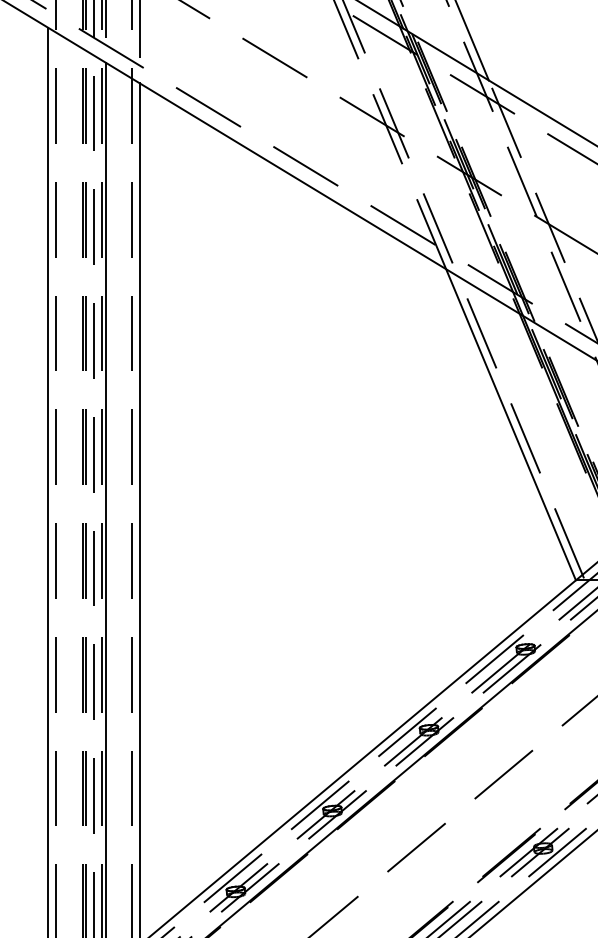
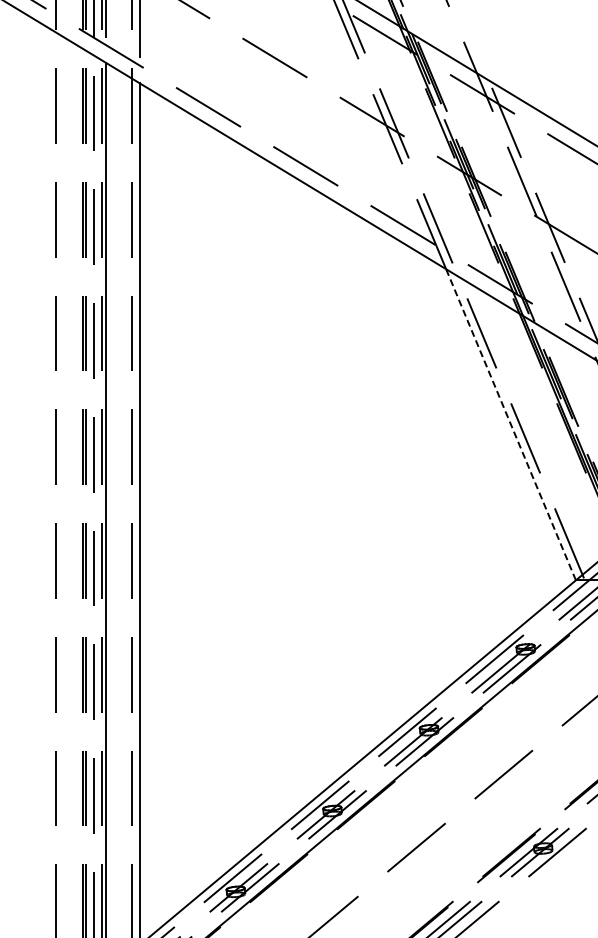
line: present -> none (472, 41)
line: solid -> dashed (511, 424)
line: present -> none (48, 480)
line: present -> none (533, 883)
